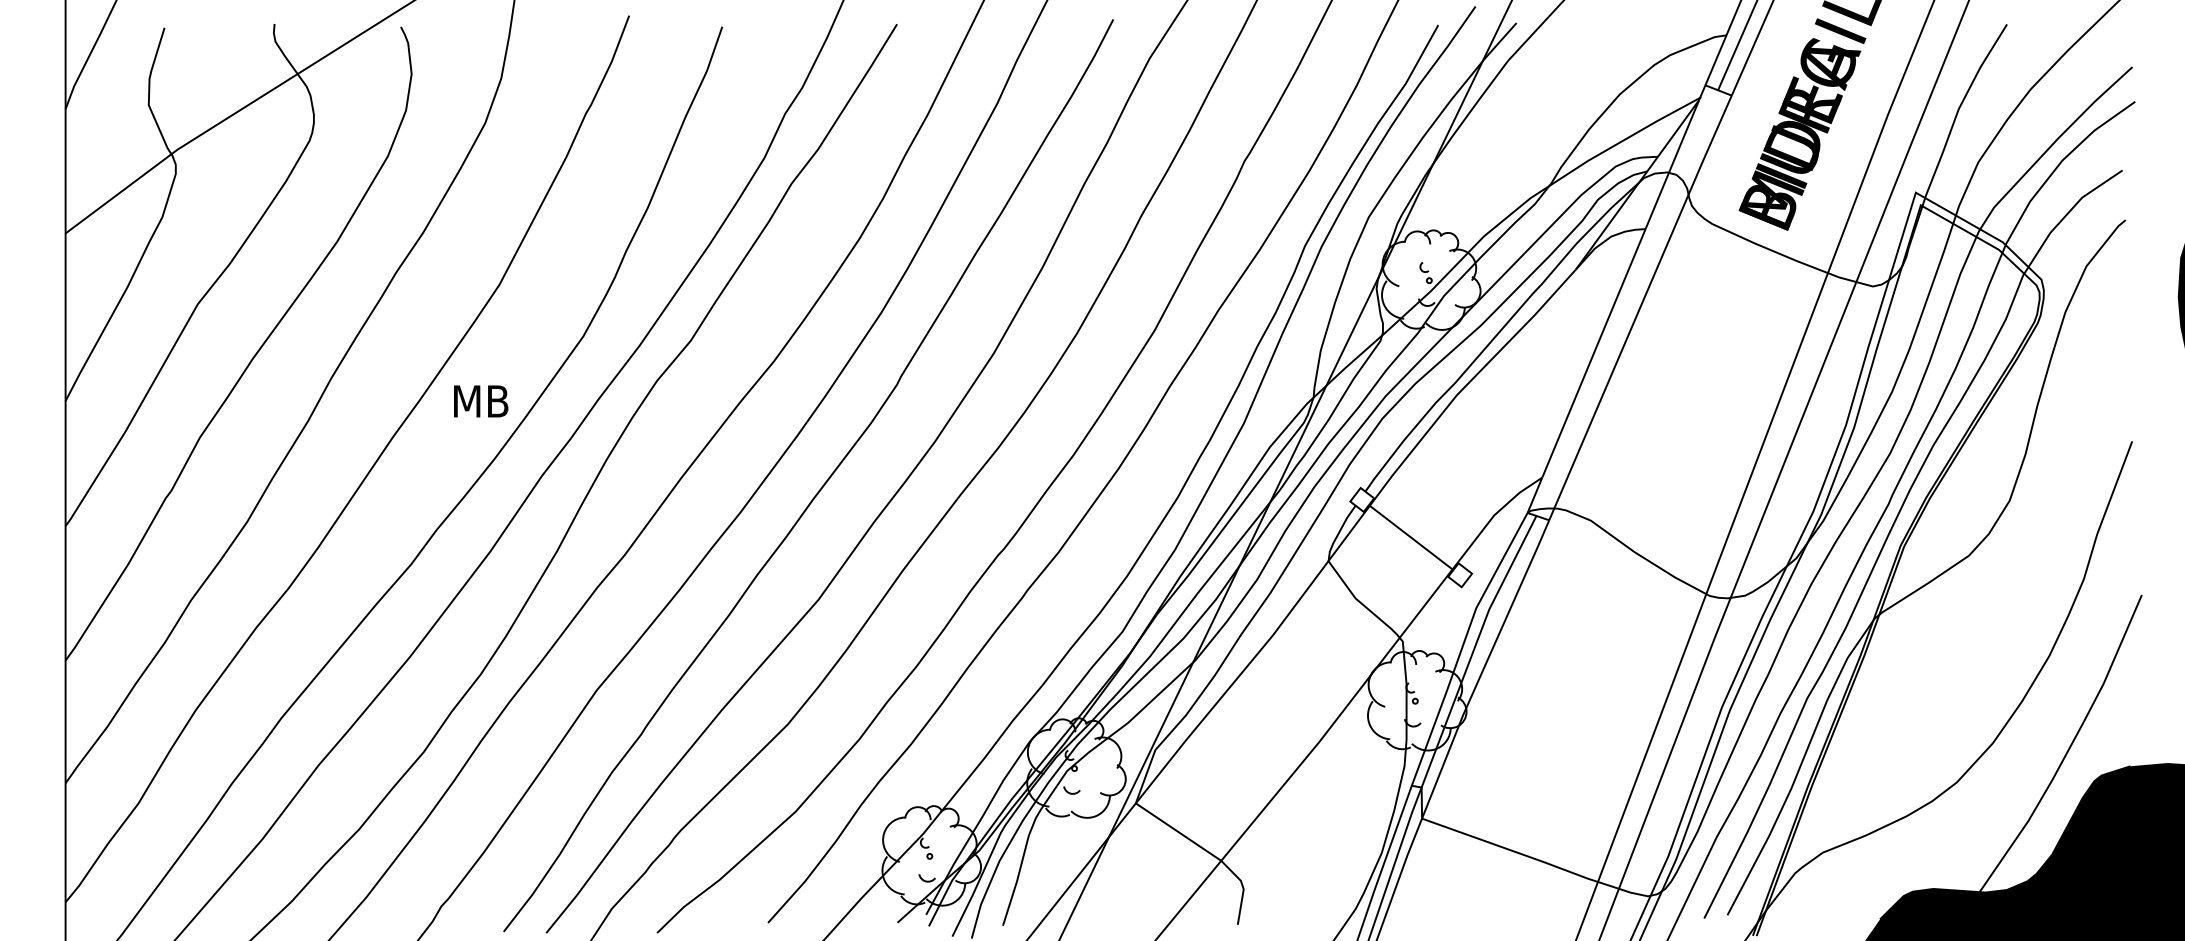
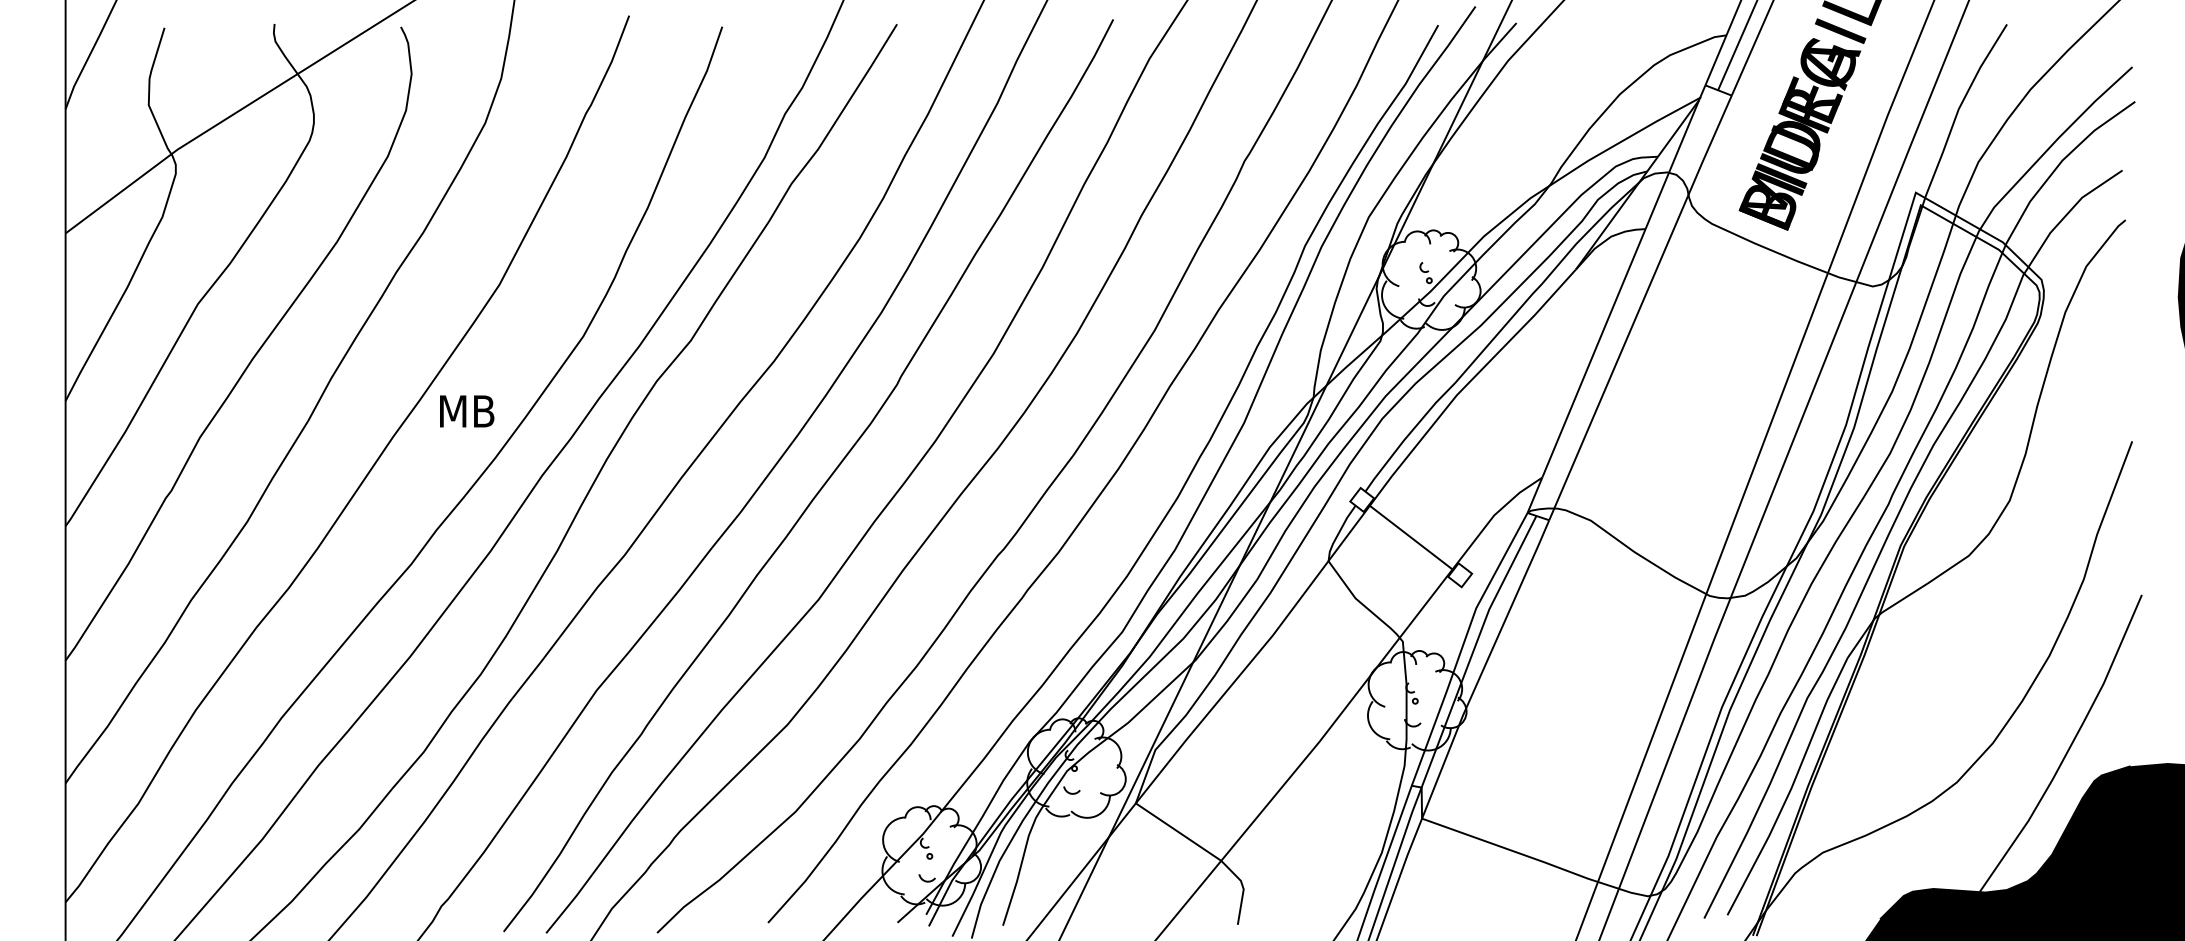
text position: (481, 401) -> (467, 411) (467, 411)
